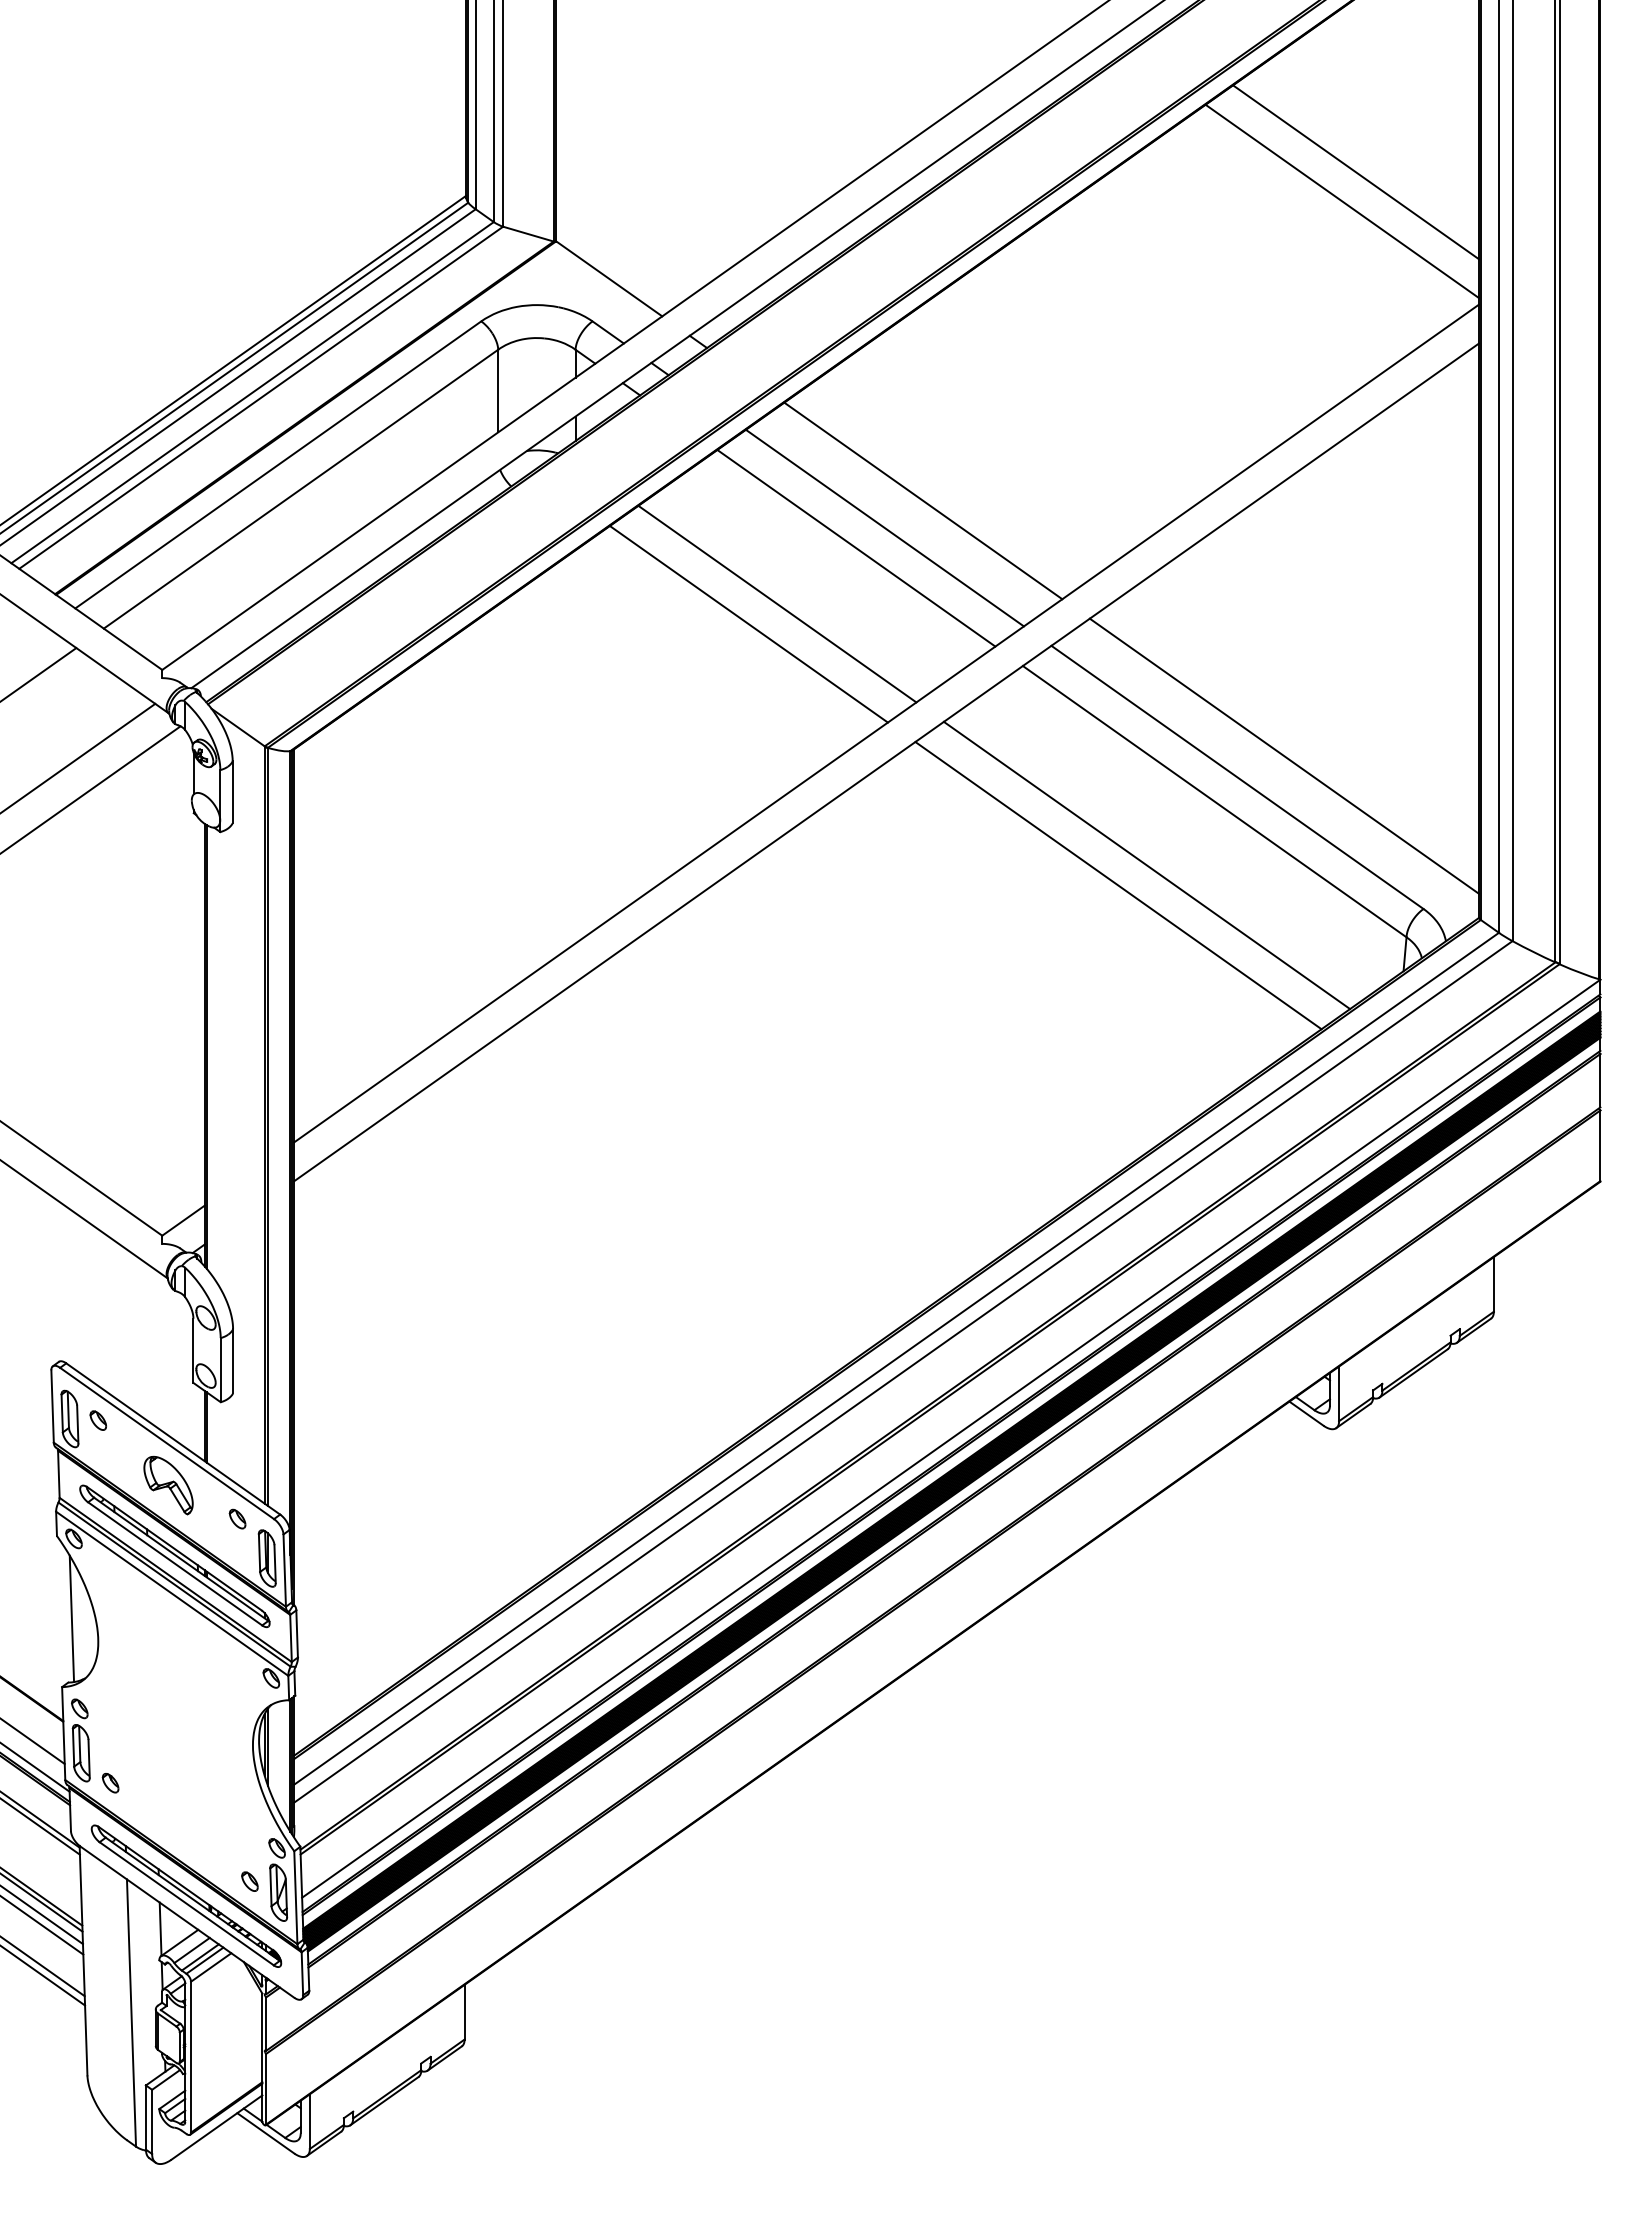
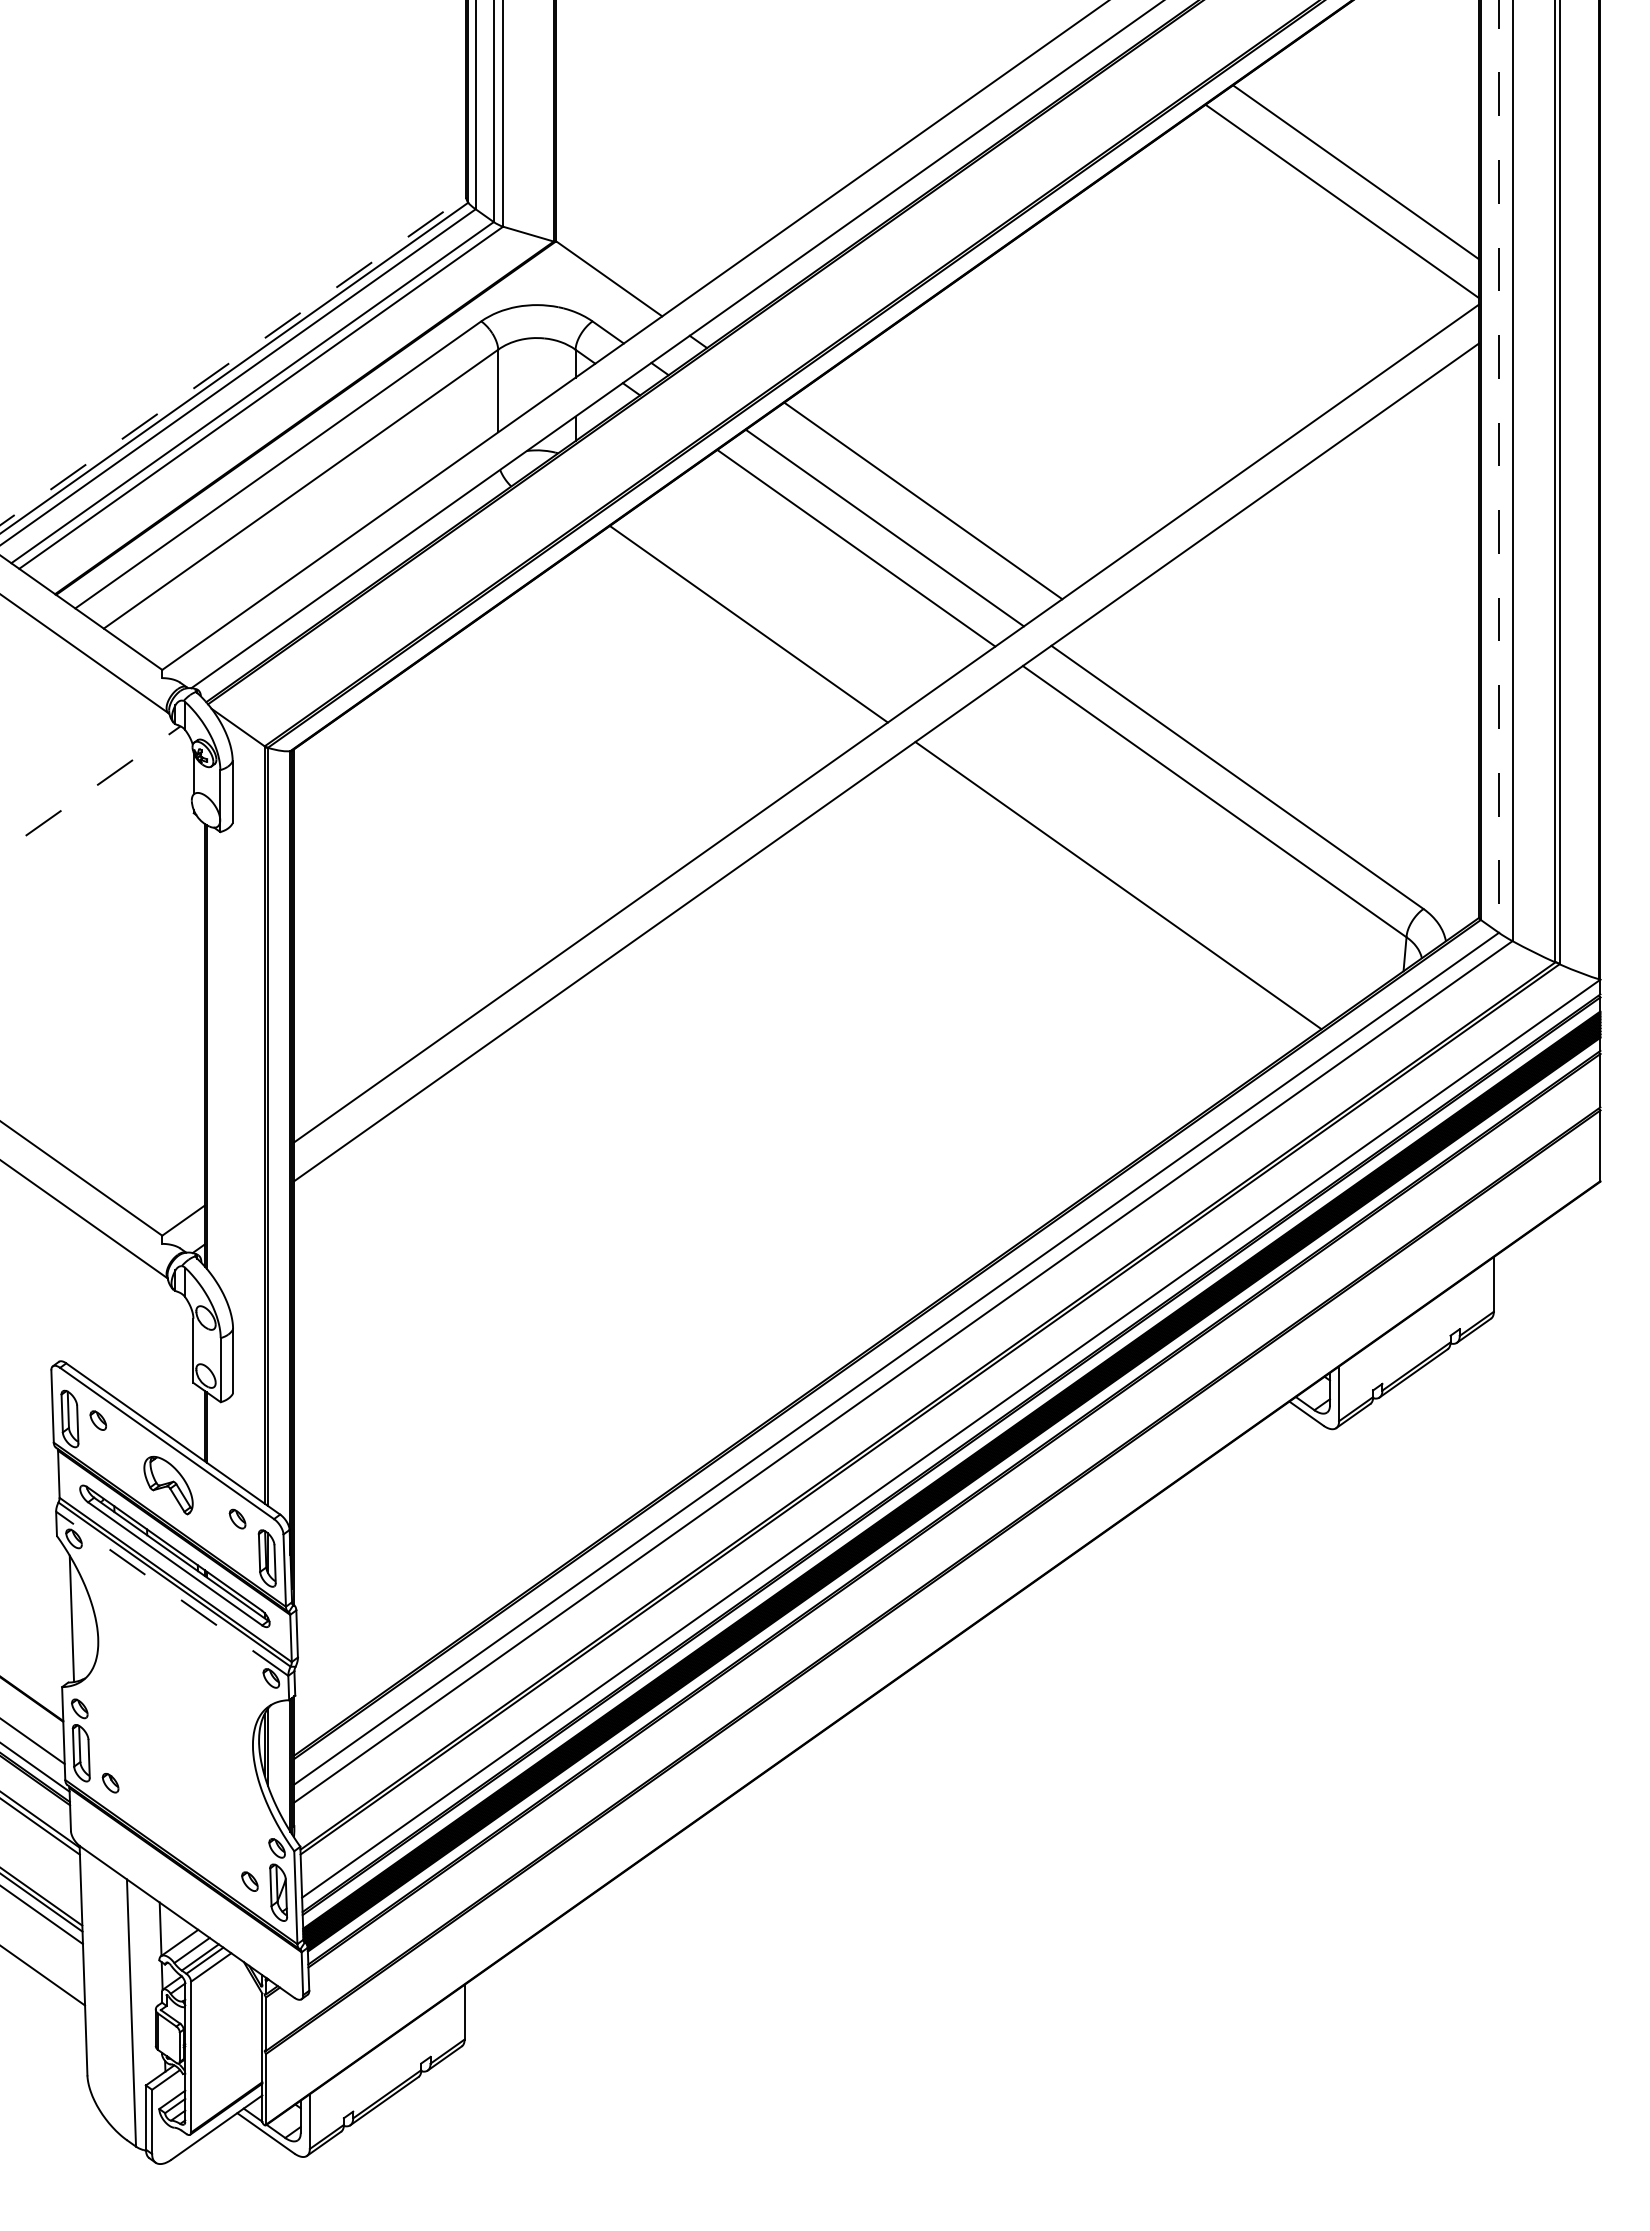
line: solid -> dashed (233, 360)
line: solid -> dashed (1498, 467)
line: present -> none (777, 603)
line: present -> none (39, 674)
line: present -> none (1283, 755)
line: present -> none (78, 757)
line: solid -> dashed (90, 789)
line: present -> none (1146, 865)
line: solid -> dashed (171, 1593)
part: present -> none (186, 1895)
line: present -> none (42, 1925)
line: present -> none (43, 1966)
